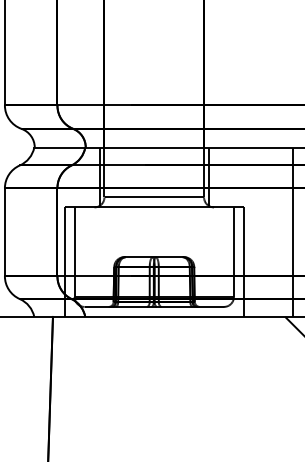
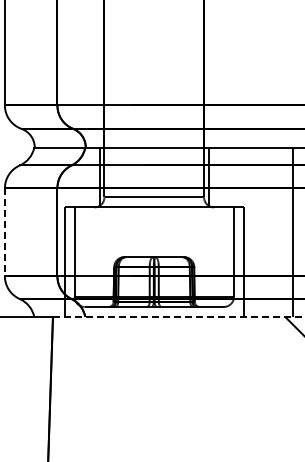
line: solid -> dashed (4, 232)
line: solid -> dashed (178, 316)
